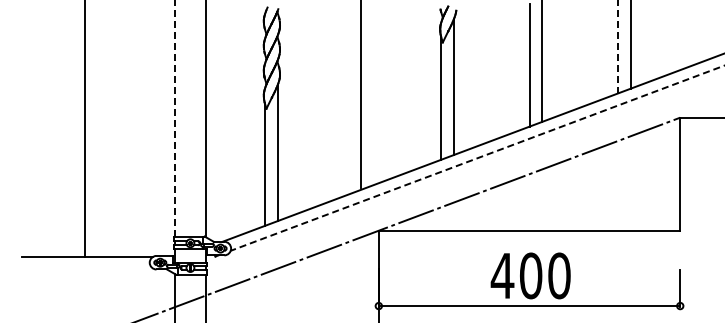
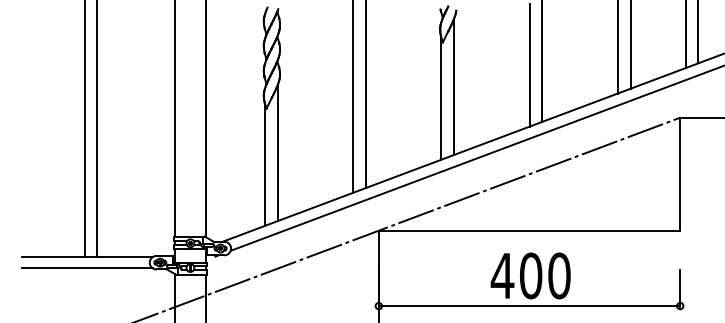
line: none -> present (698, 32)
line: none -> present (685, 35)
line: dashed -> solid (617, 46)
line position: (361, 95) -> (366, 95) (366, 95)
line: none -> present (353, 97)
line: dashed -> solid (175, 118)
line: none -> present (97, 129)
line: dashed -> solid (477, 158)
line: none -> present (86, 268)
